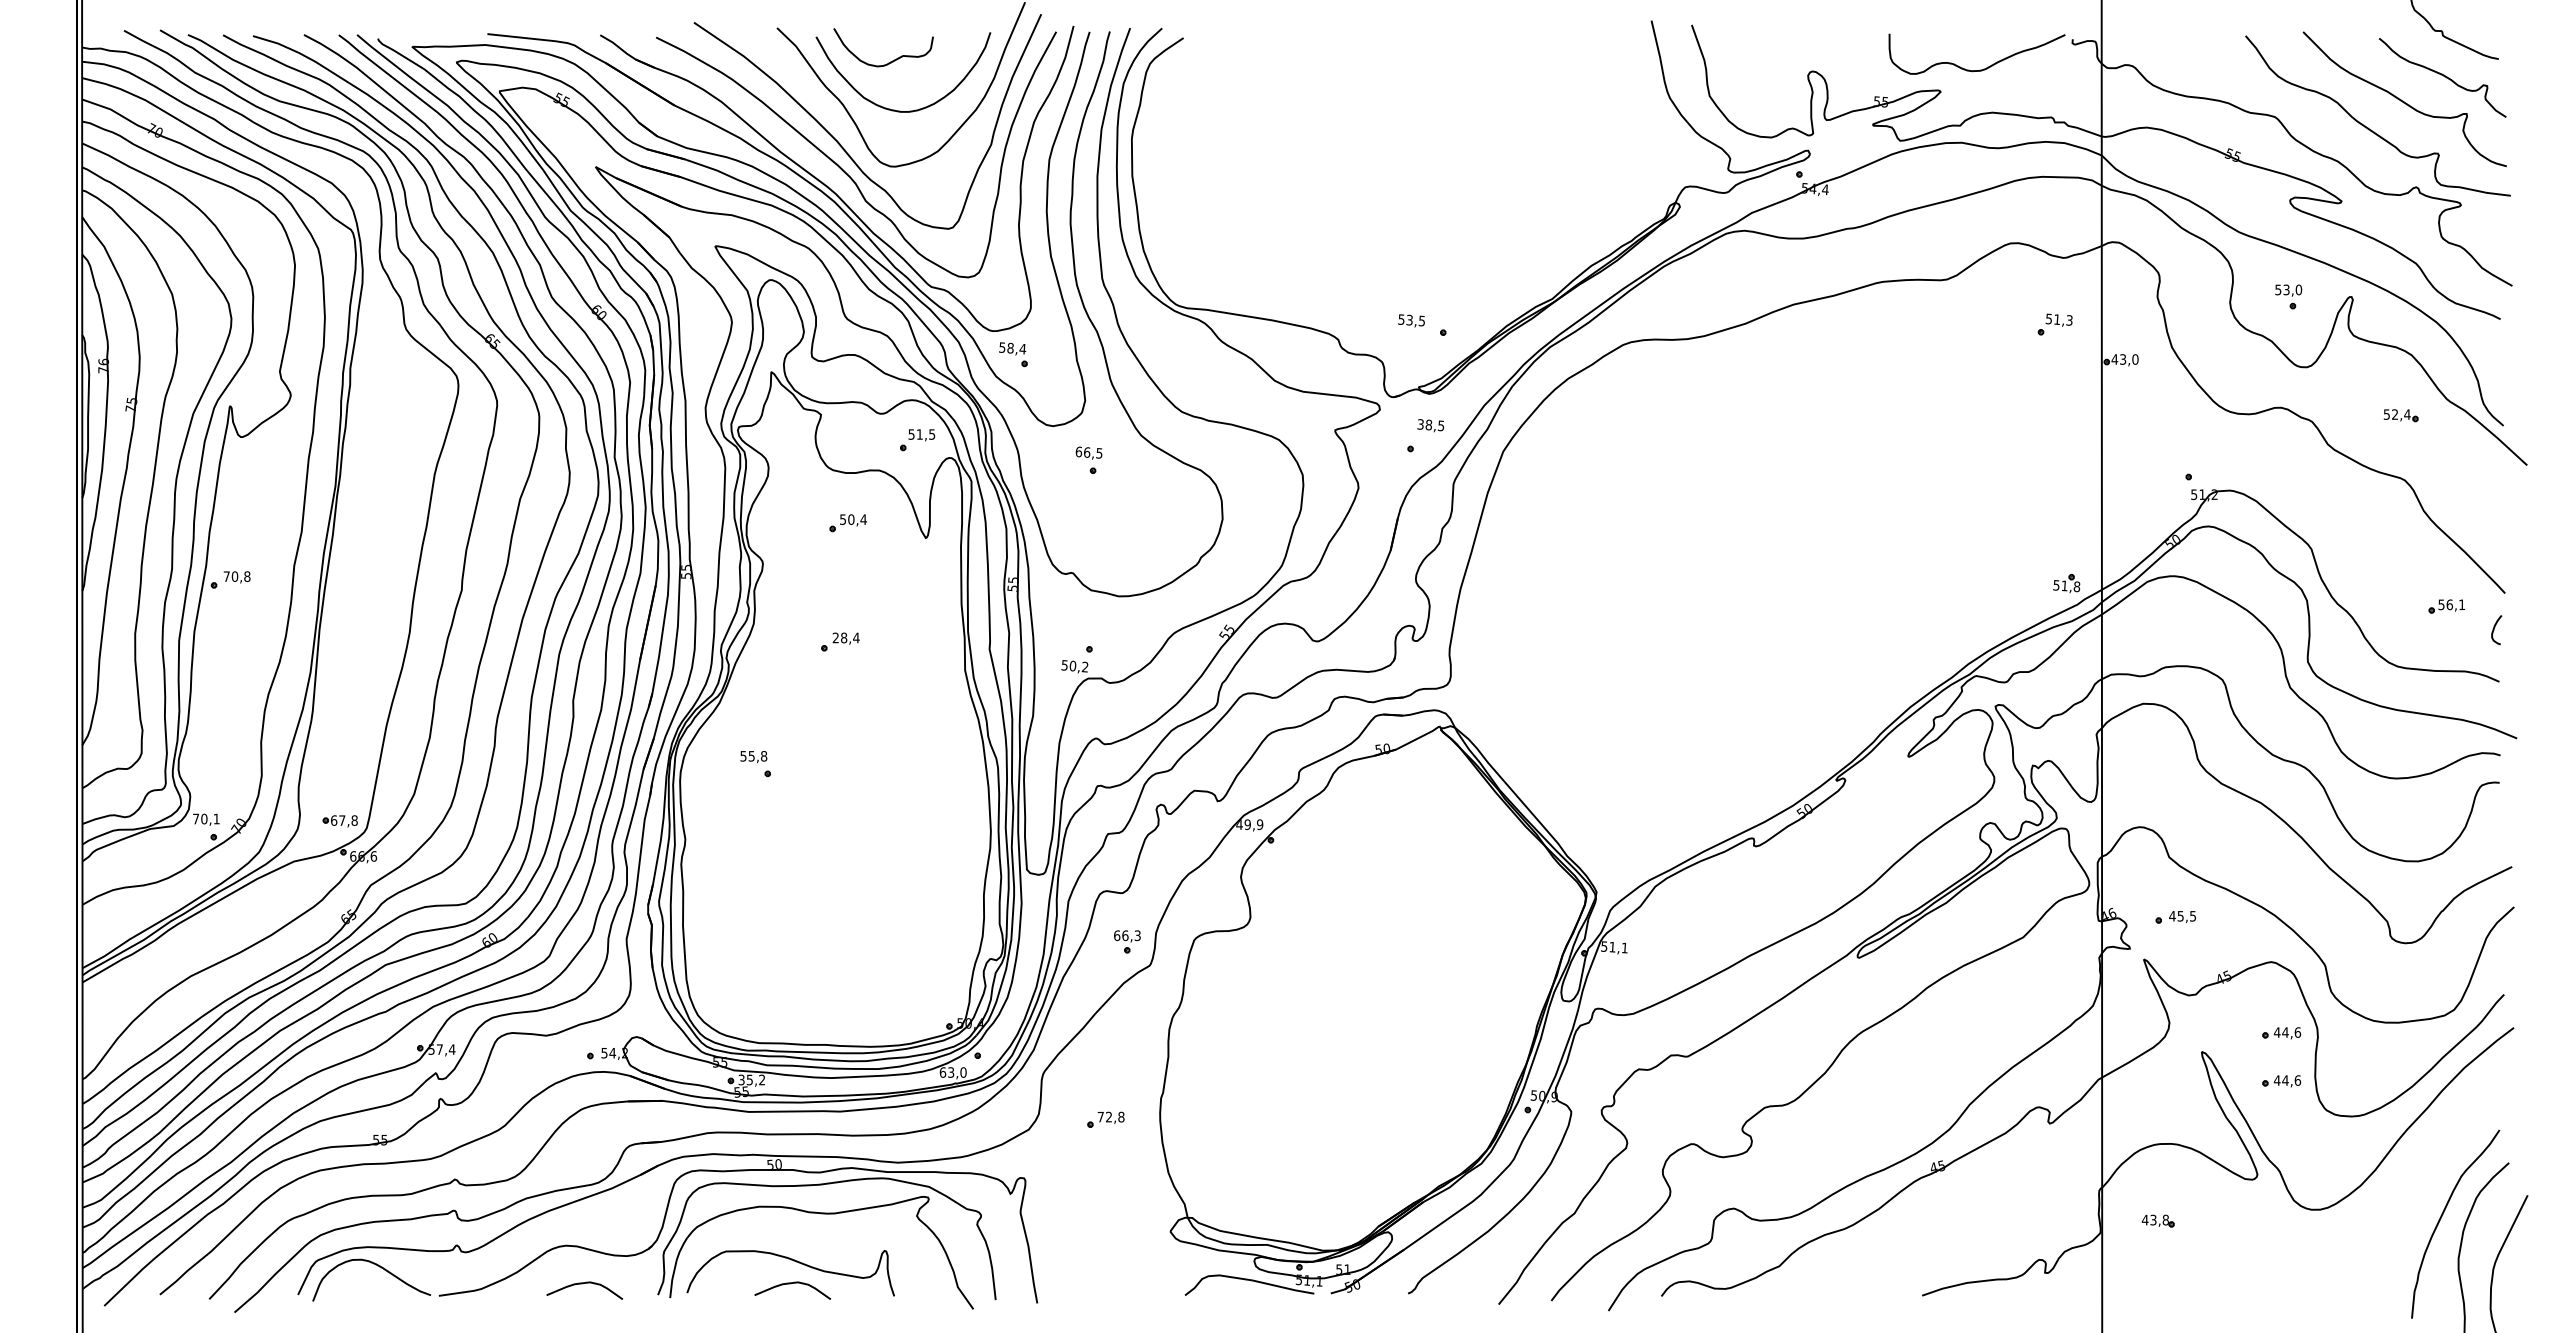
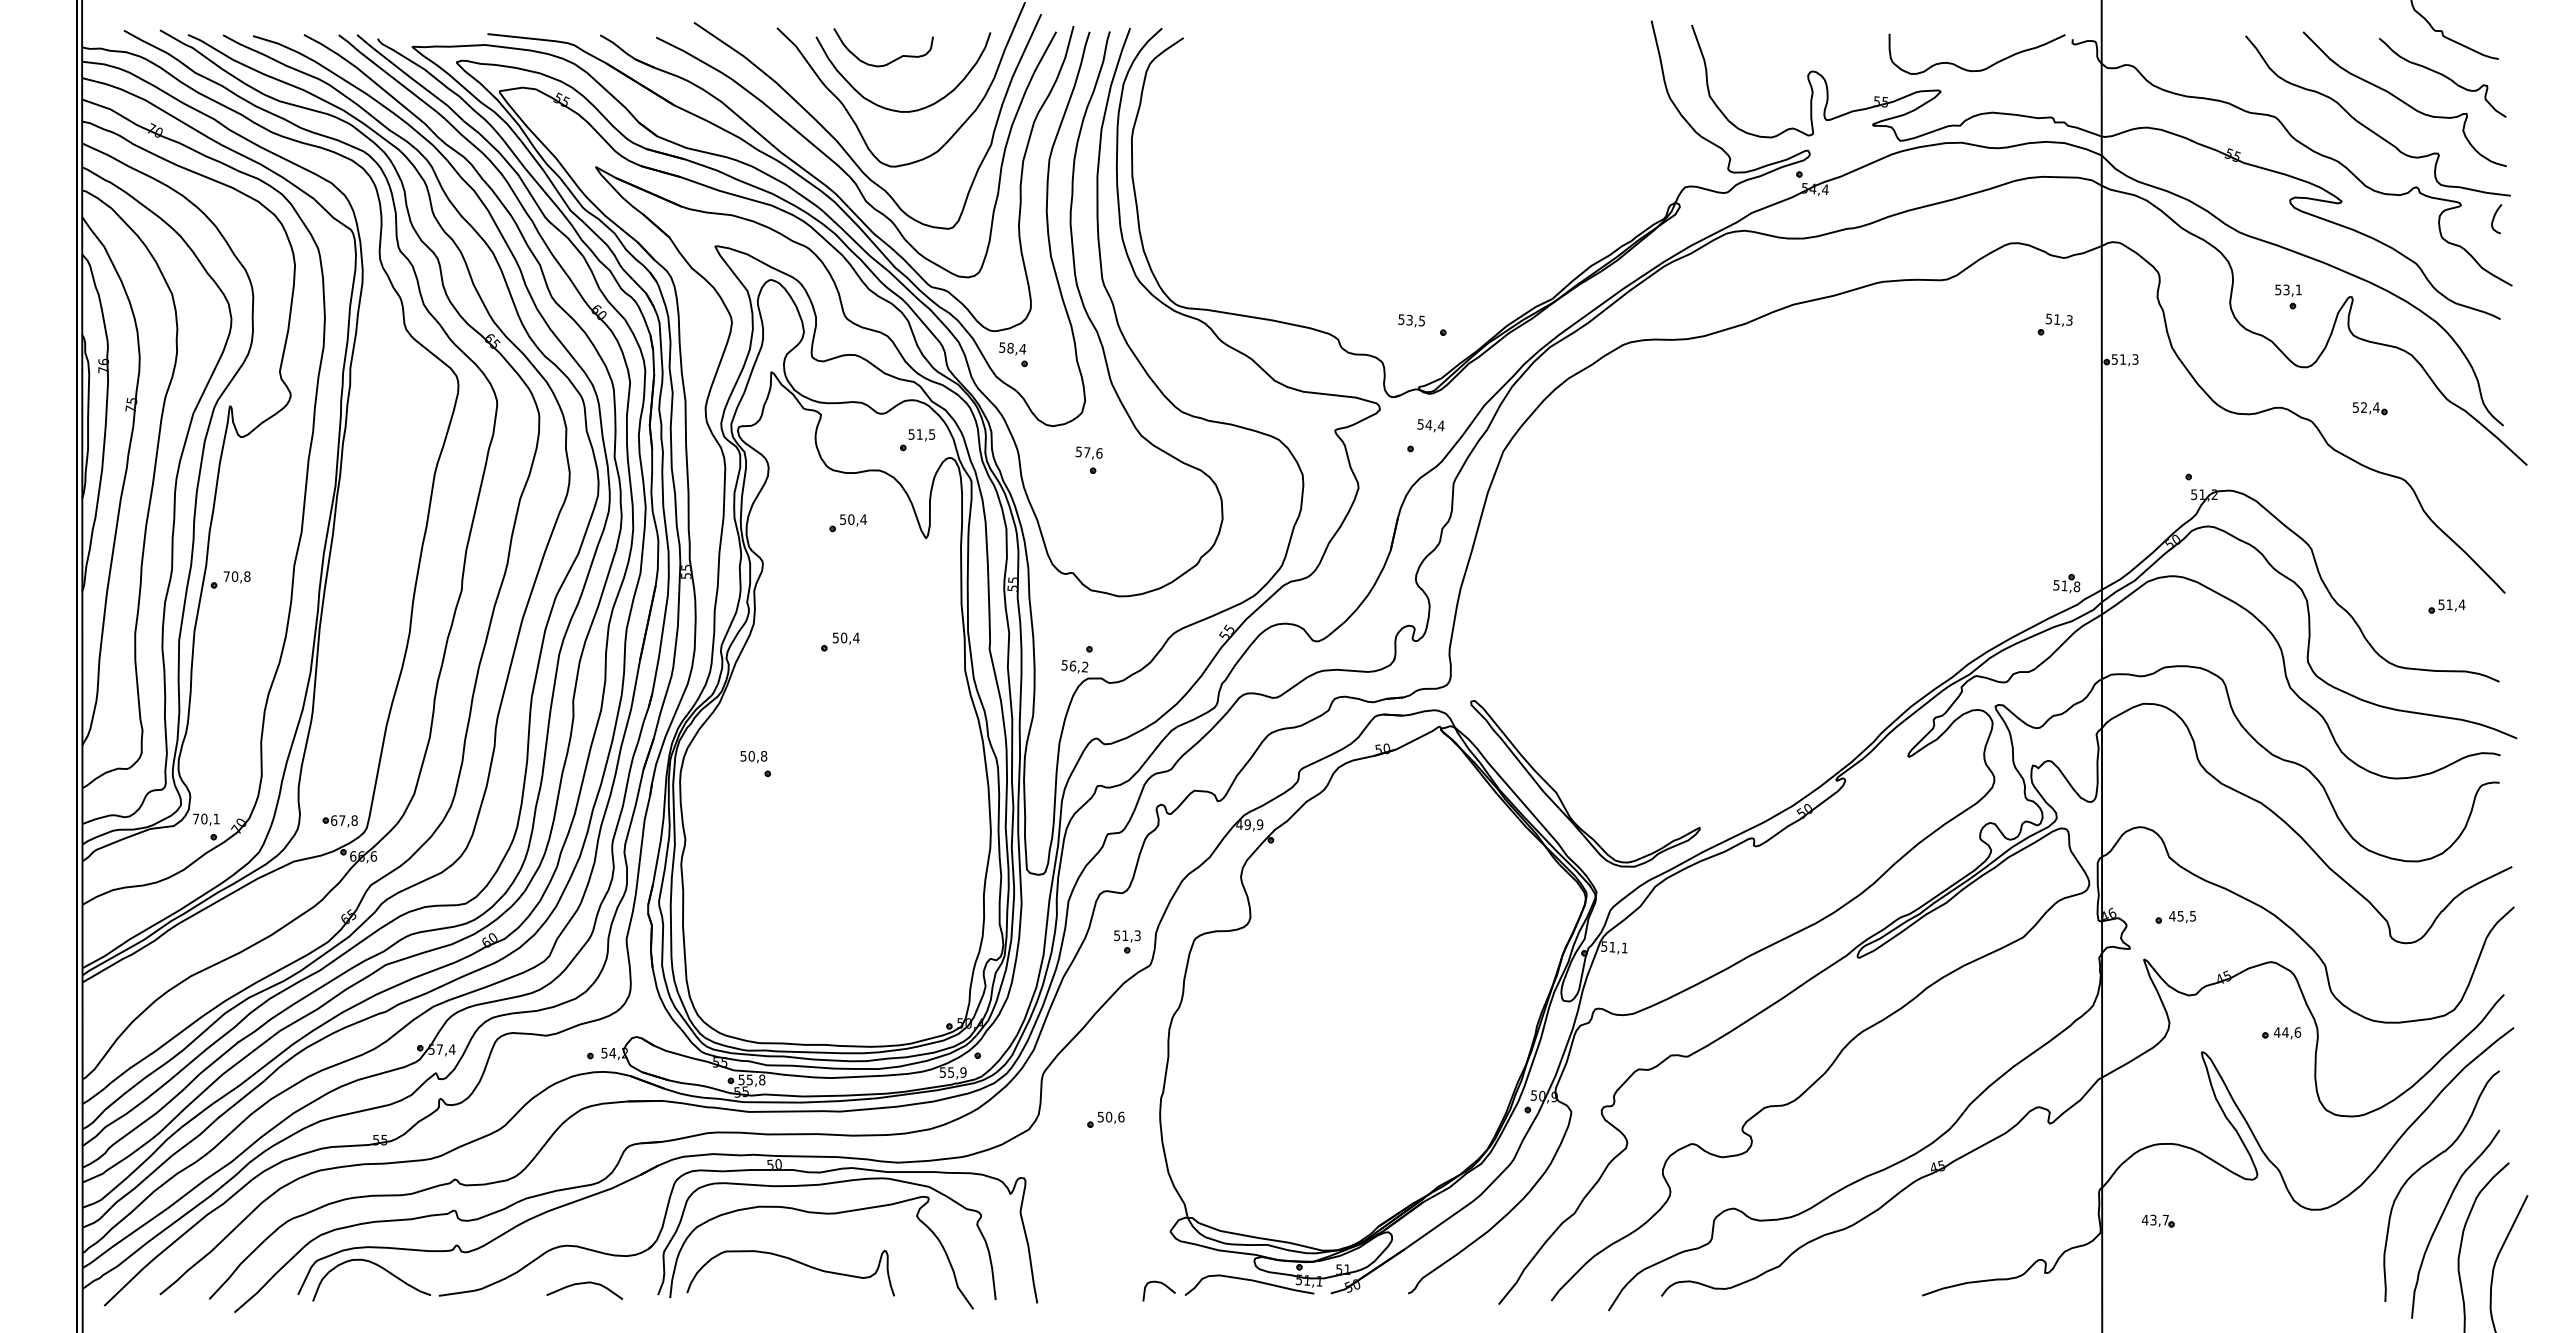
text: 53,0 -> 53,1 (2298, 289)
text: 43,0 -> 51,3 (2124, 359)
part position: (2400, 415) -> (2369, 408) (2369, 408)
text: 38,5 -> 54,4 (1431, 425)
text: 66,5 -> 57,6 (1088, 452)
text: 56,1 -> 51,4 (2455, 604)
curve position: (2494, 630) -> (2494, 219) (2494, 219)
text: 28,4 -> 50,4 (839, 637)
text: 50,2 -> 56,2 (1073, 665)
text: 55,8 -> 50,8 (751, 756)
part: none -> present (1560, 797)
text: 66,3 -> 51,3 (1121, 935)
text: 63,0 -> 55,9 (952, 1072)
text: 35,2 -> 55,8 (751, 1079)
part: present -> none (2281, 1081)
text: 72,8 -> 50,6 (1110, 1116)
curve: none -> present (2427, 1164)
text: 43,8 -> 43,7 (2165, 1219)
curve: none -> present (1158, 1283)
curve: present -> none (791, 1284)
